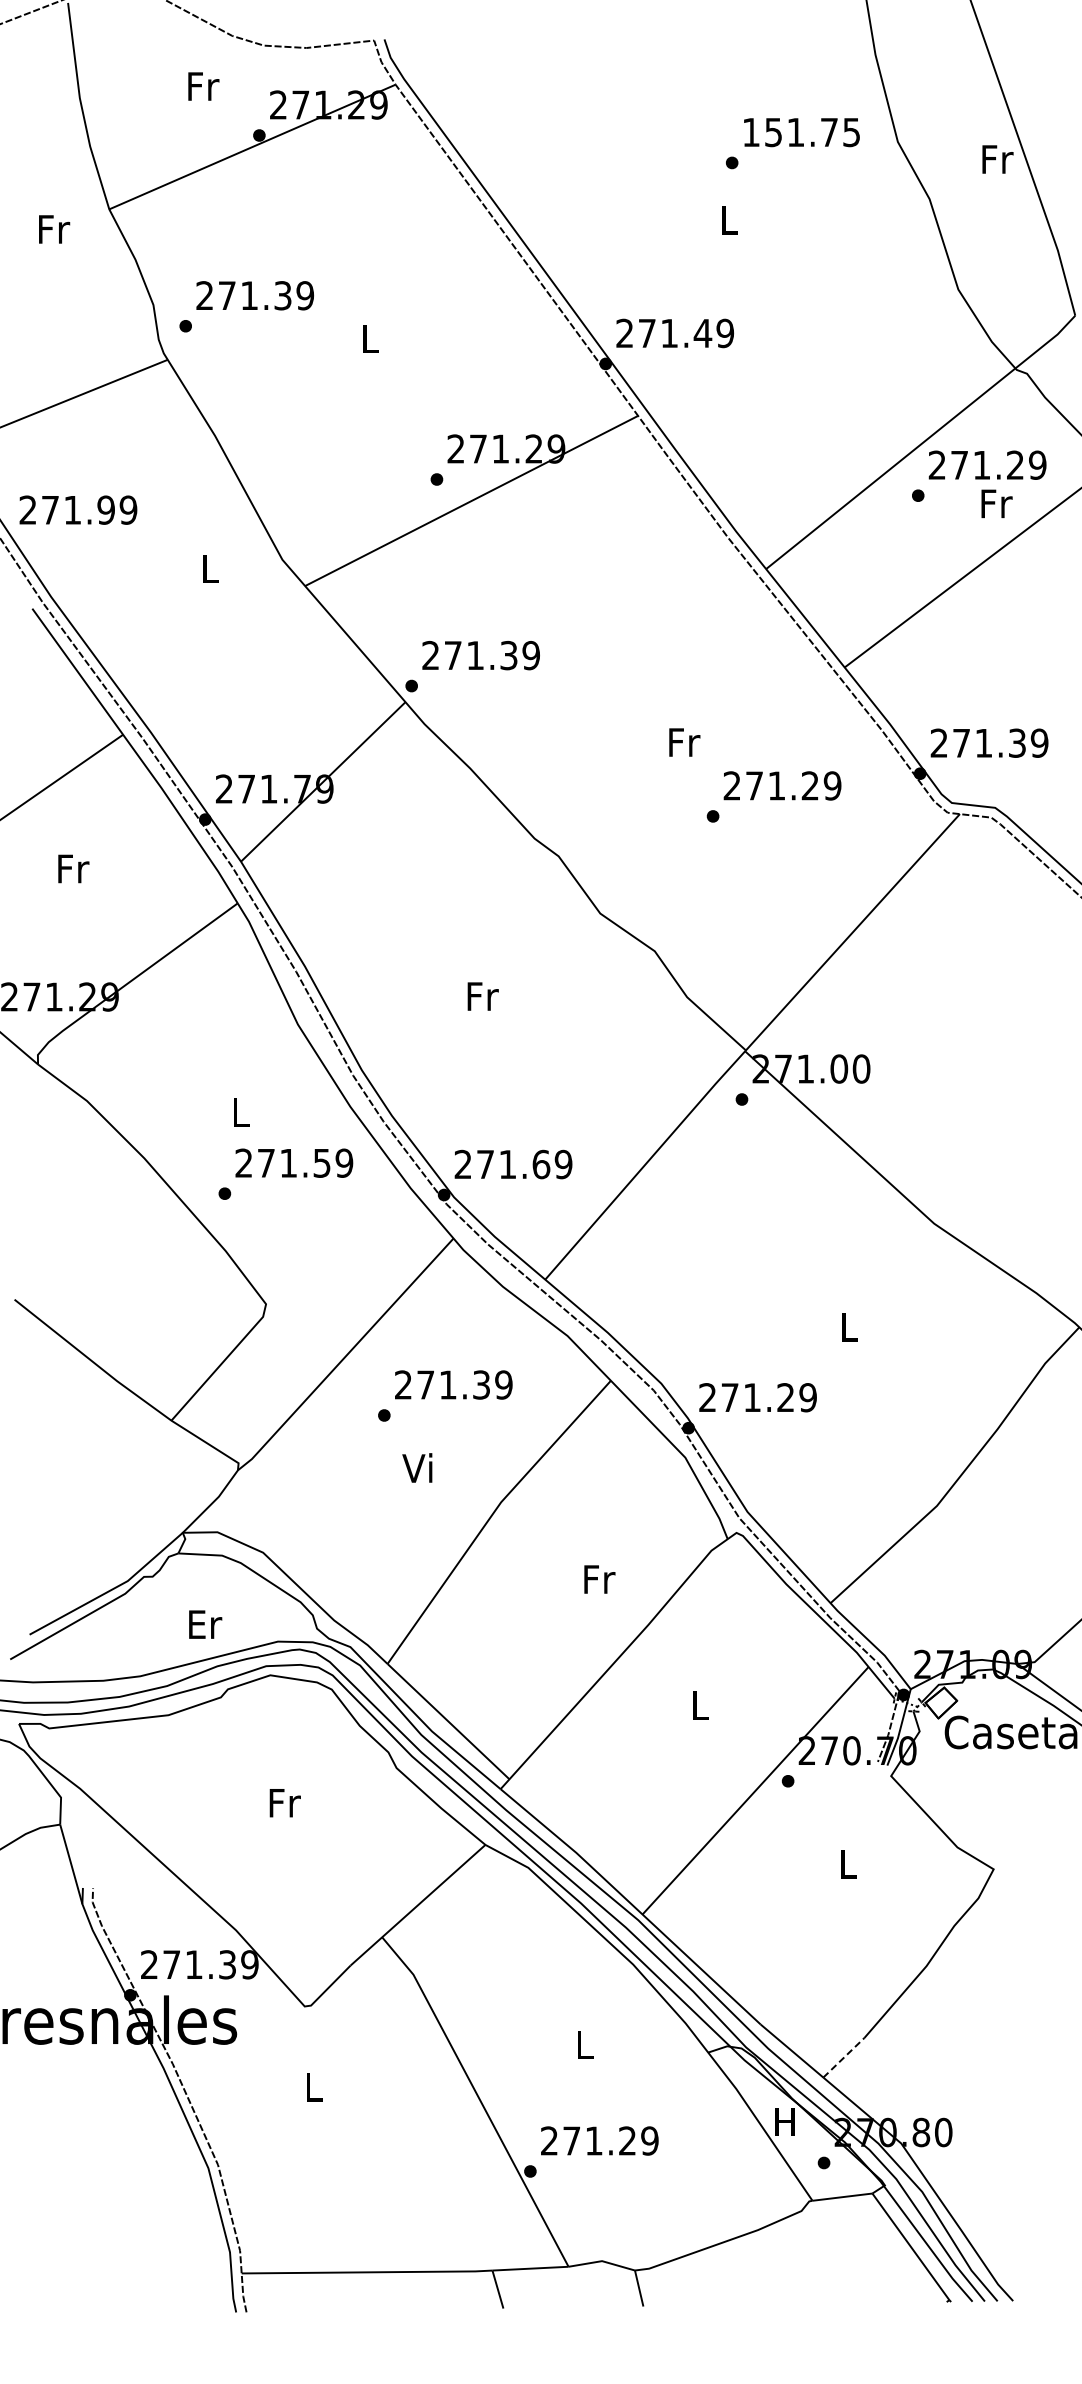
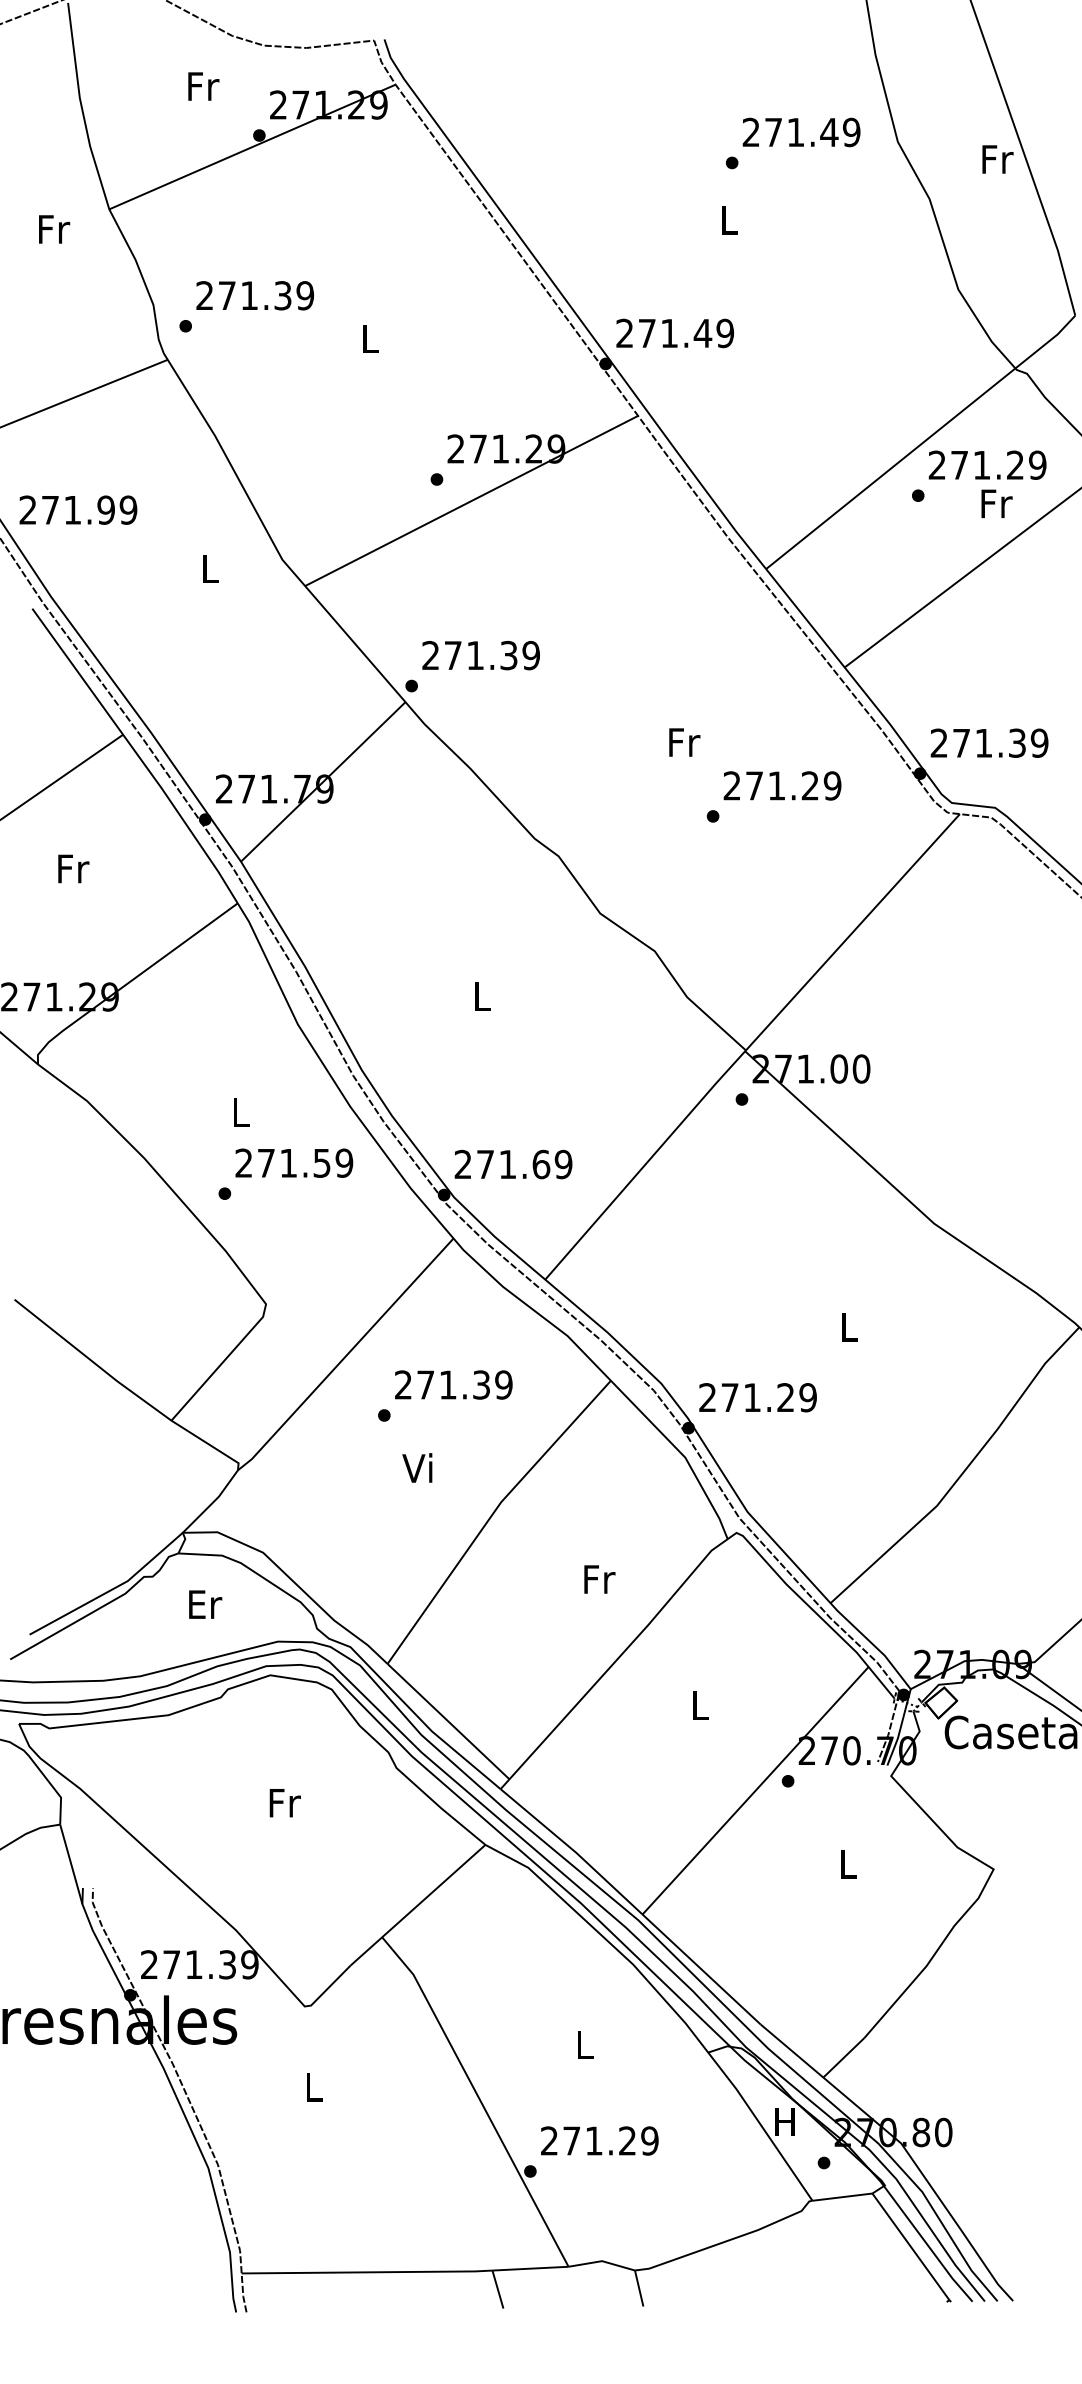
text: 151.75 -> 271.49 (801, 132)
text: Fr -> L (482, 996)
text position: (205, 1624) -> (205, 1604) (205, 1604)
line: dashed -> solid (843, 2057)
